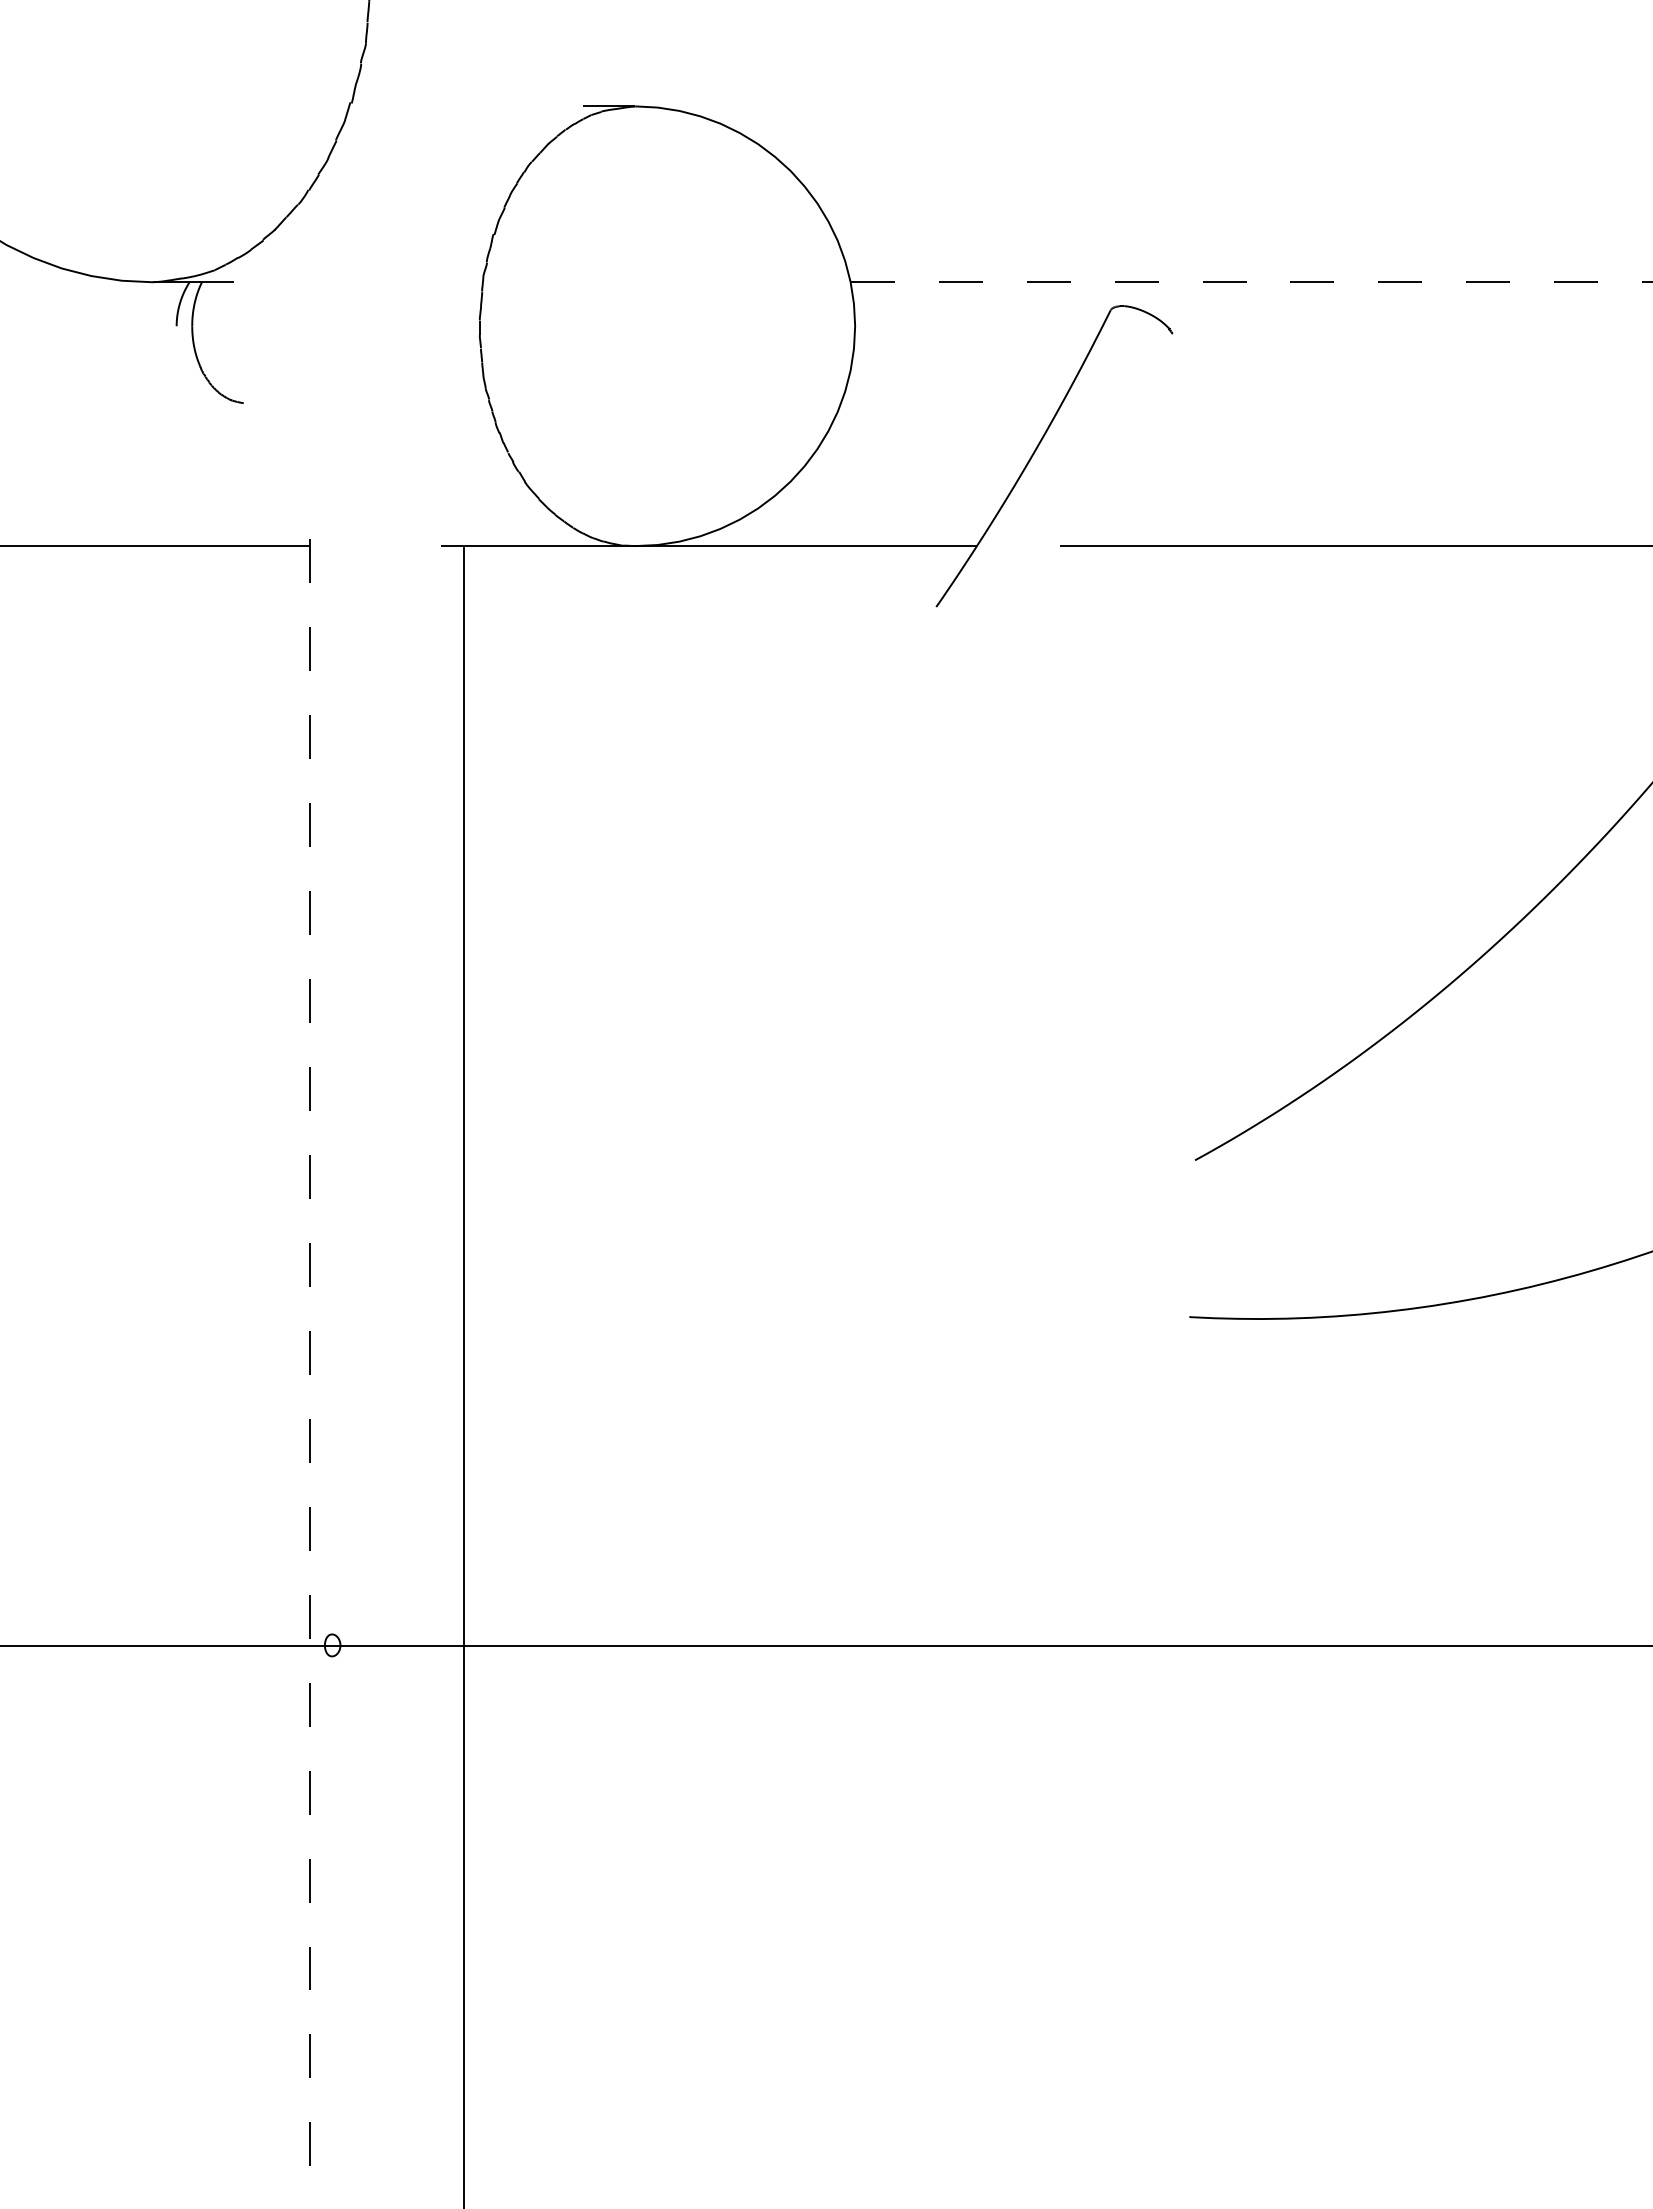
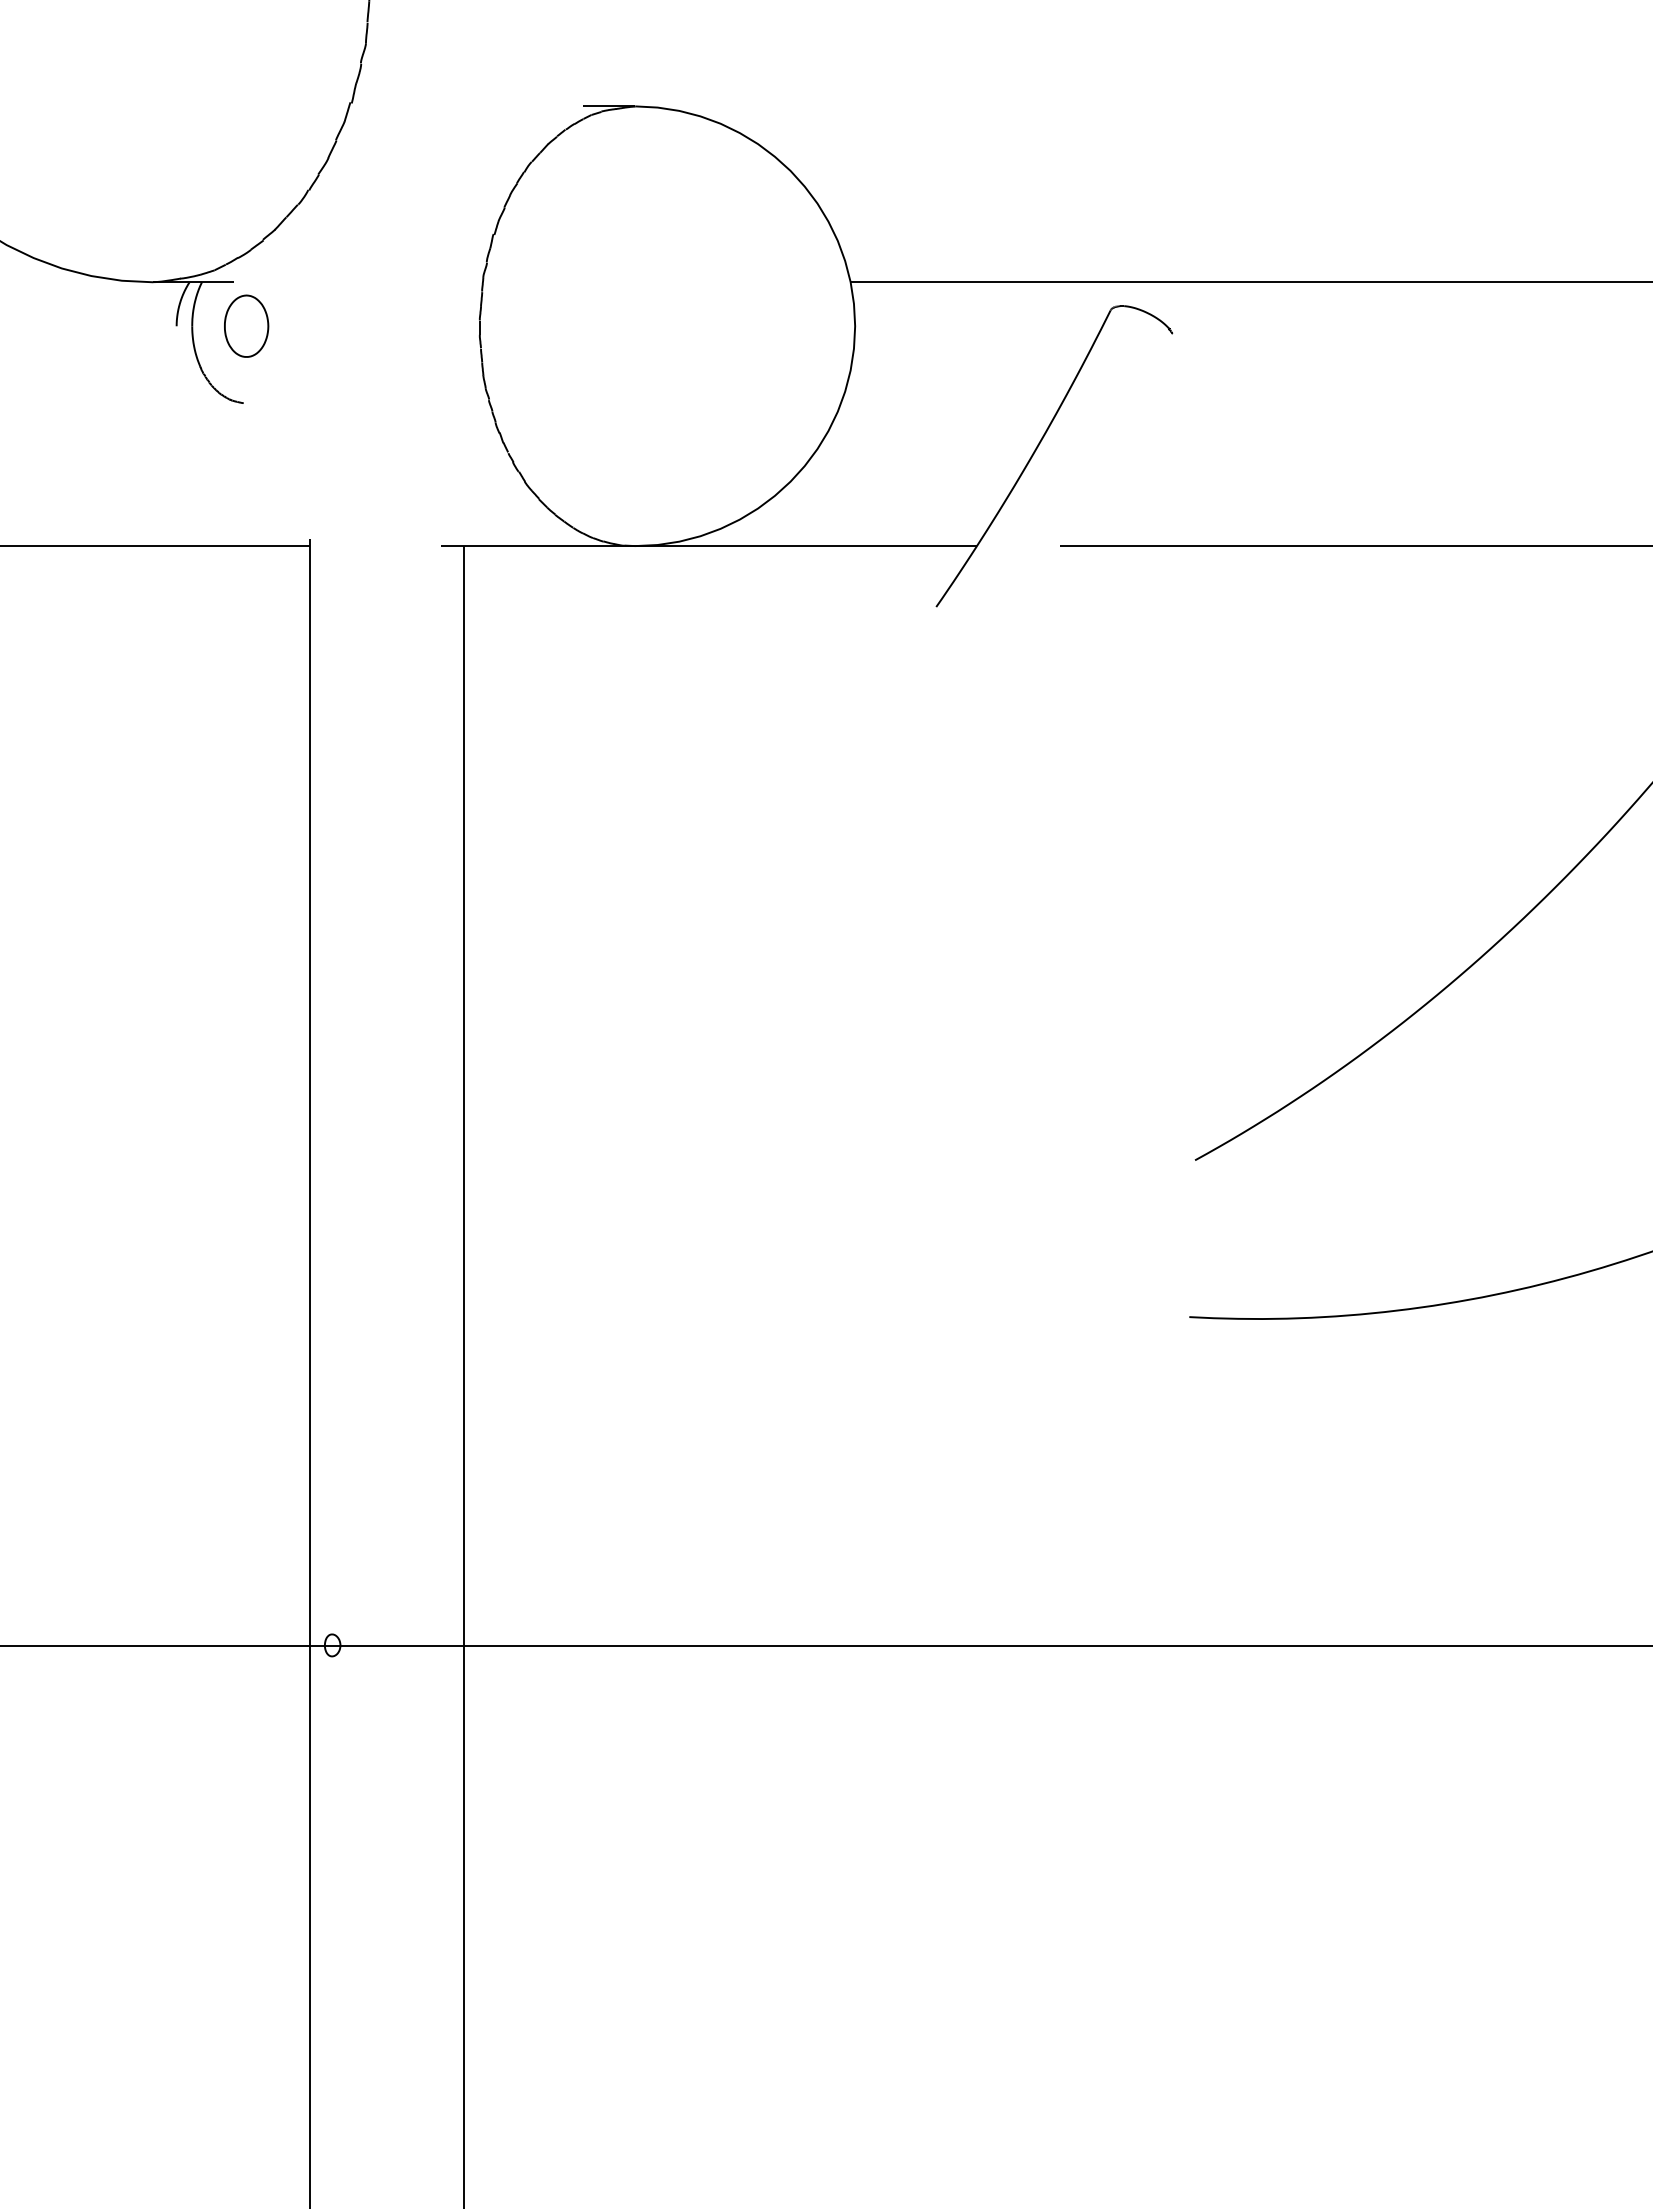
line: dashed -> solid (1251, 282)
part: none -> present (246, 325)
line: dashed -> solid (309, 1374)
